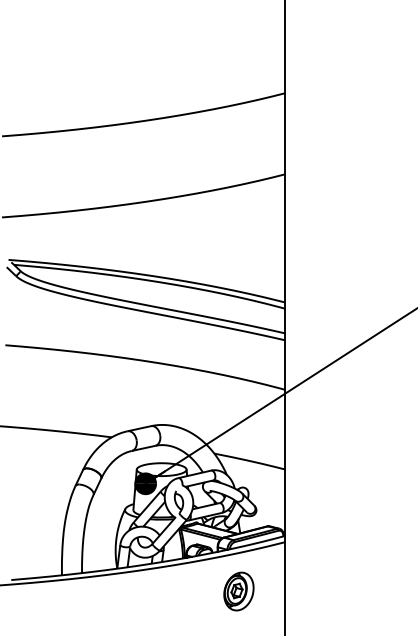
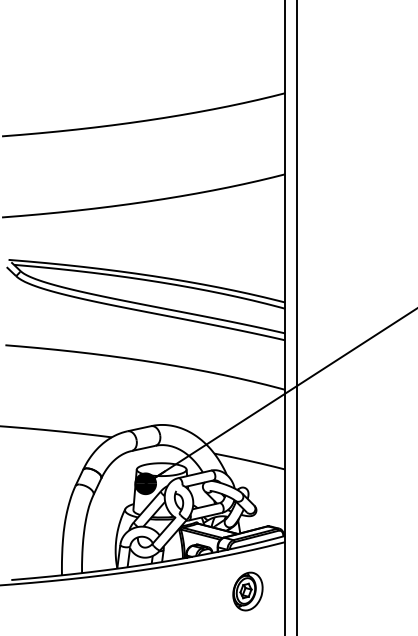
line: none -> present (297, 317)
part position: (238, 591) -> (247, 591) (247, 591)
